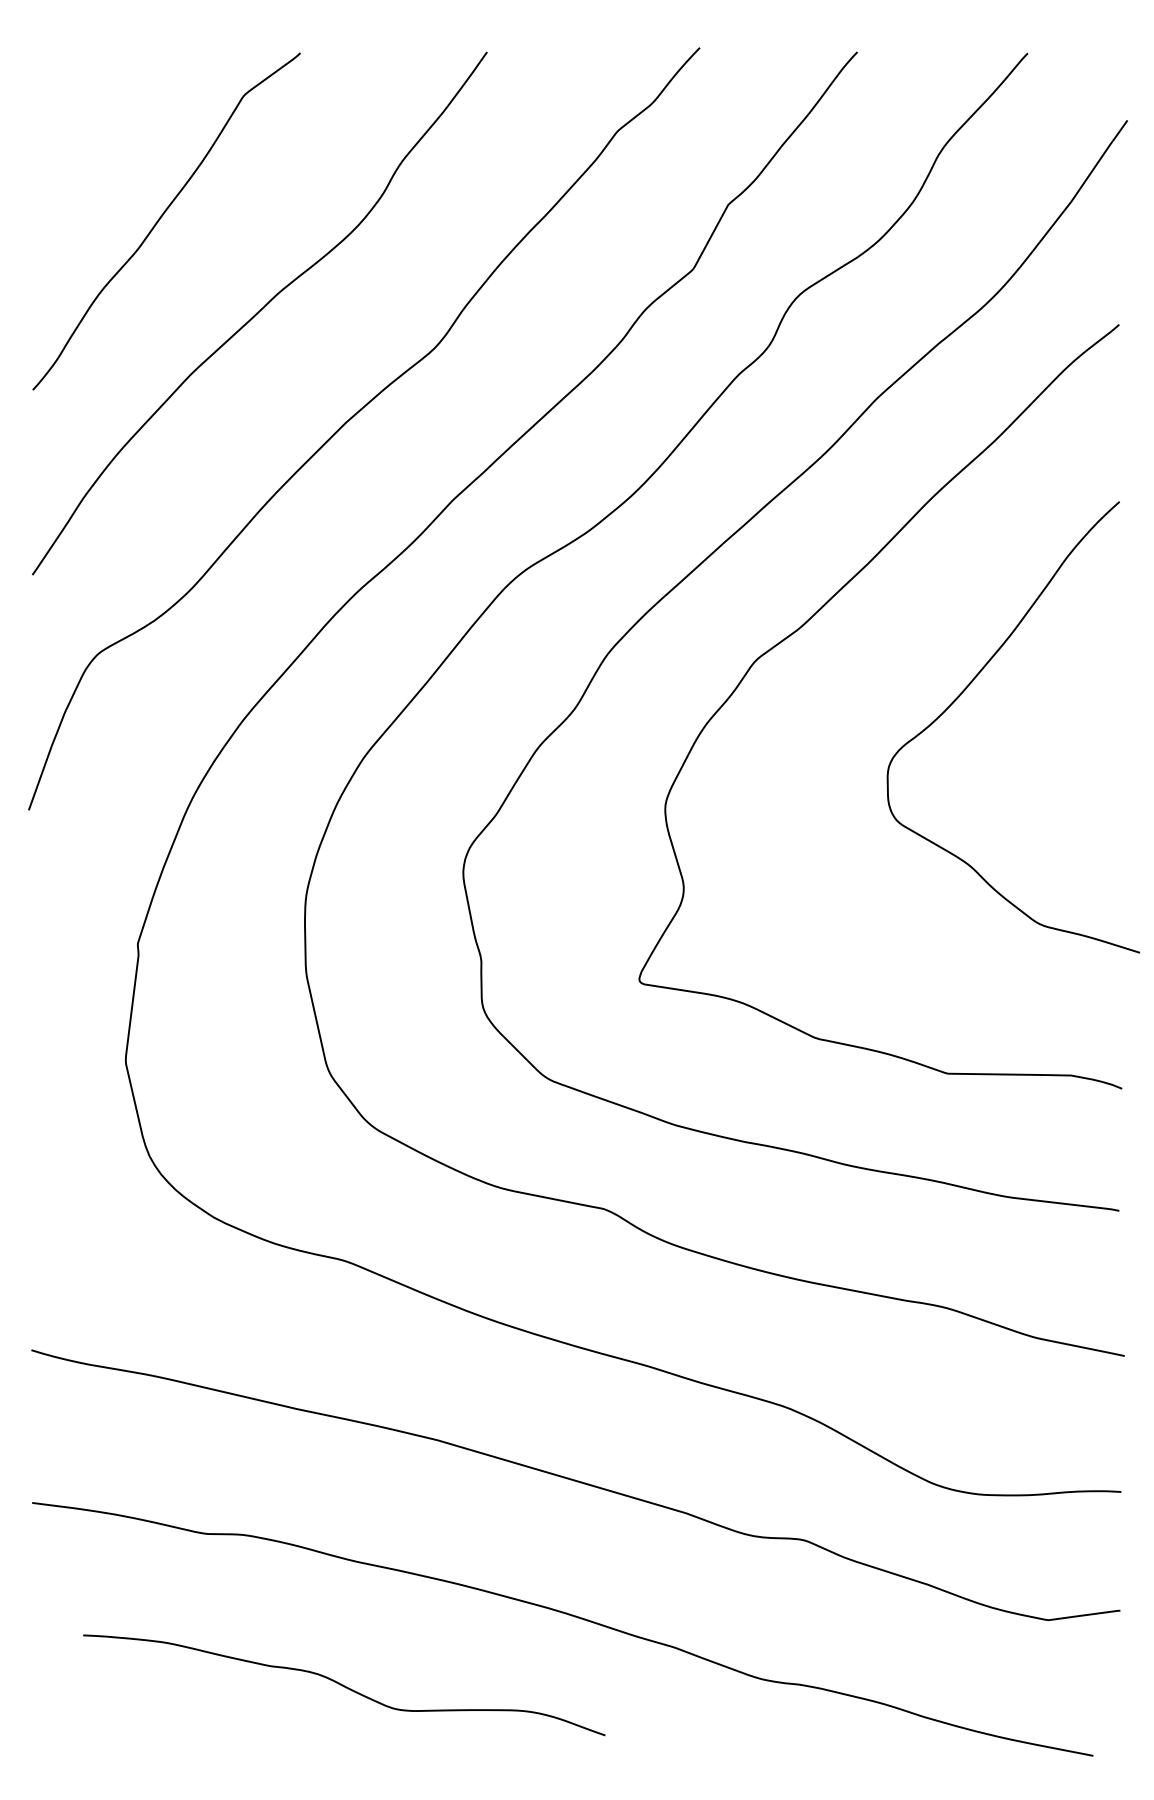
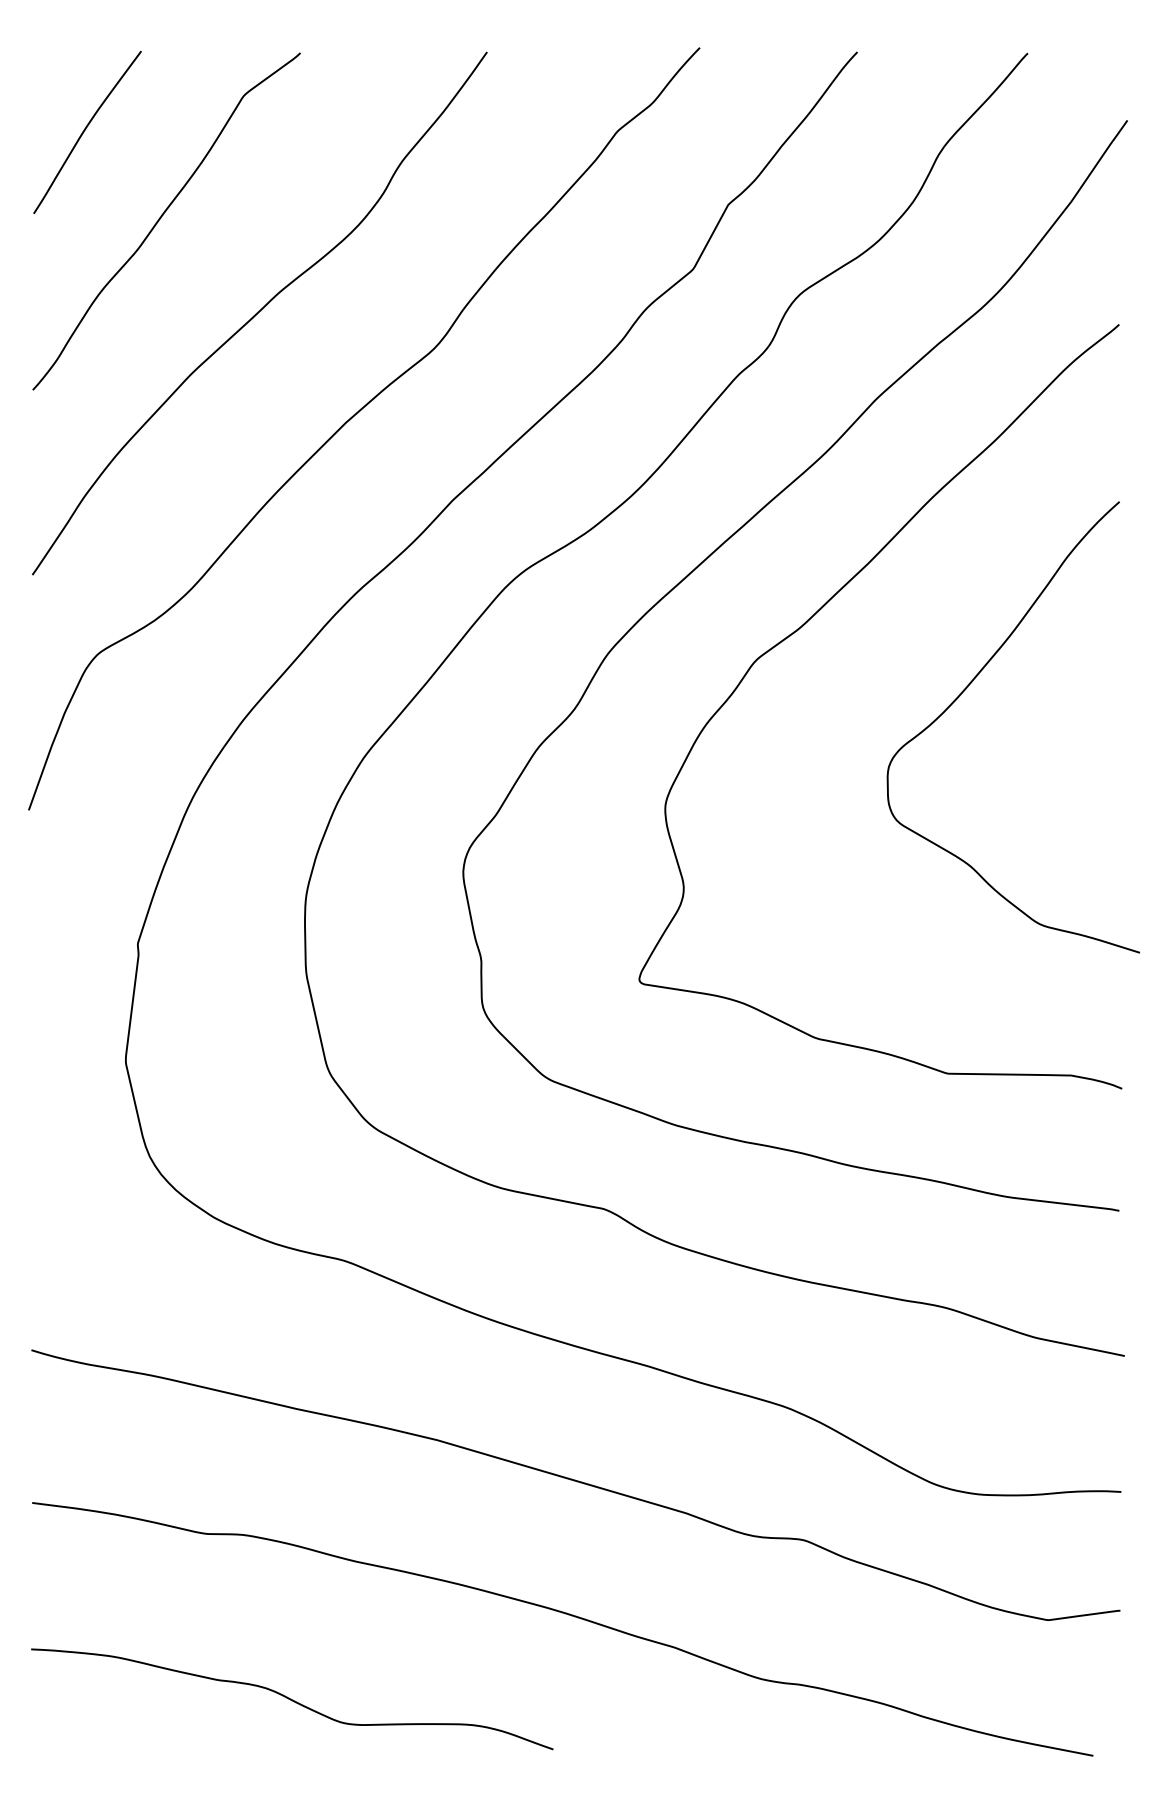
curve: none -> present (85, 130)
curve position: (344, 1685) -> (292, 1699) (292, 1699)
